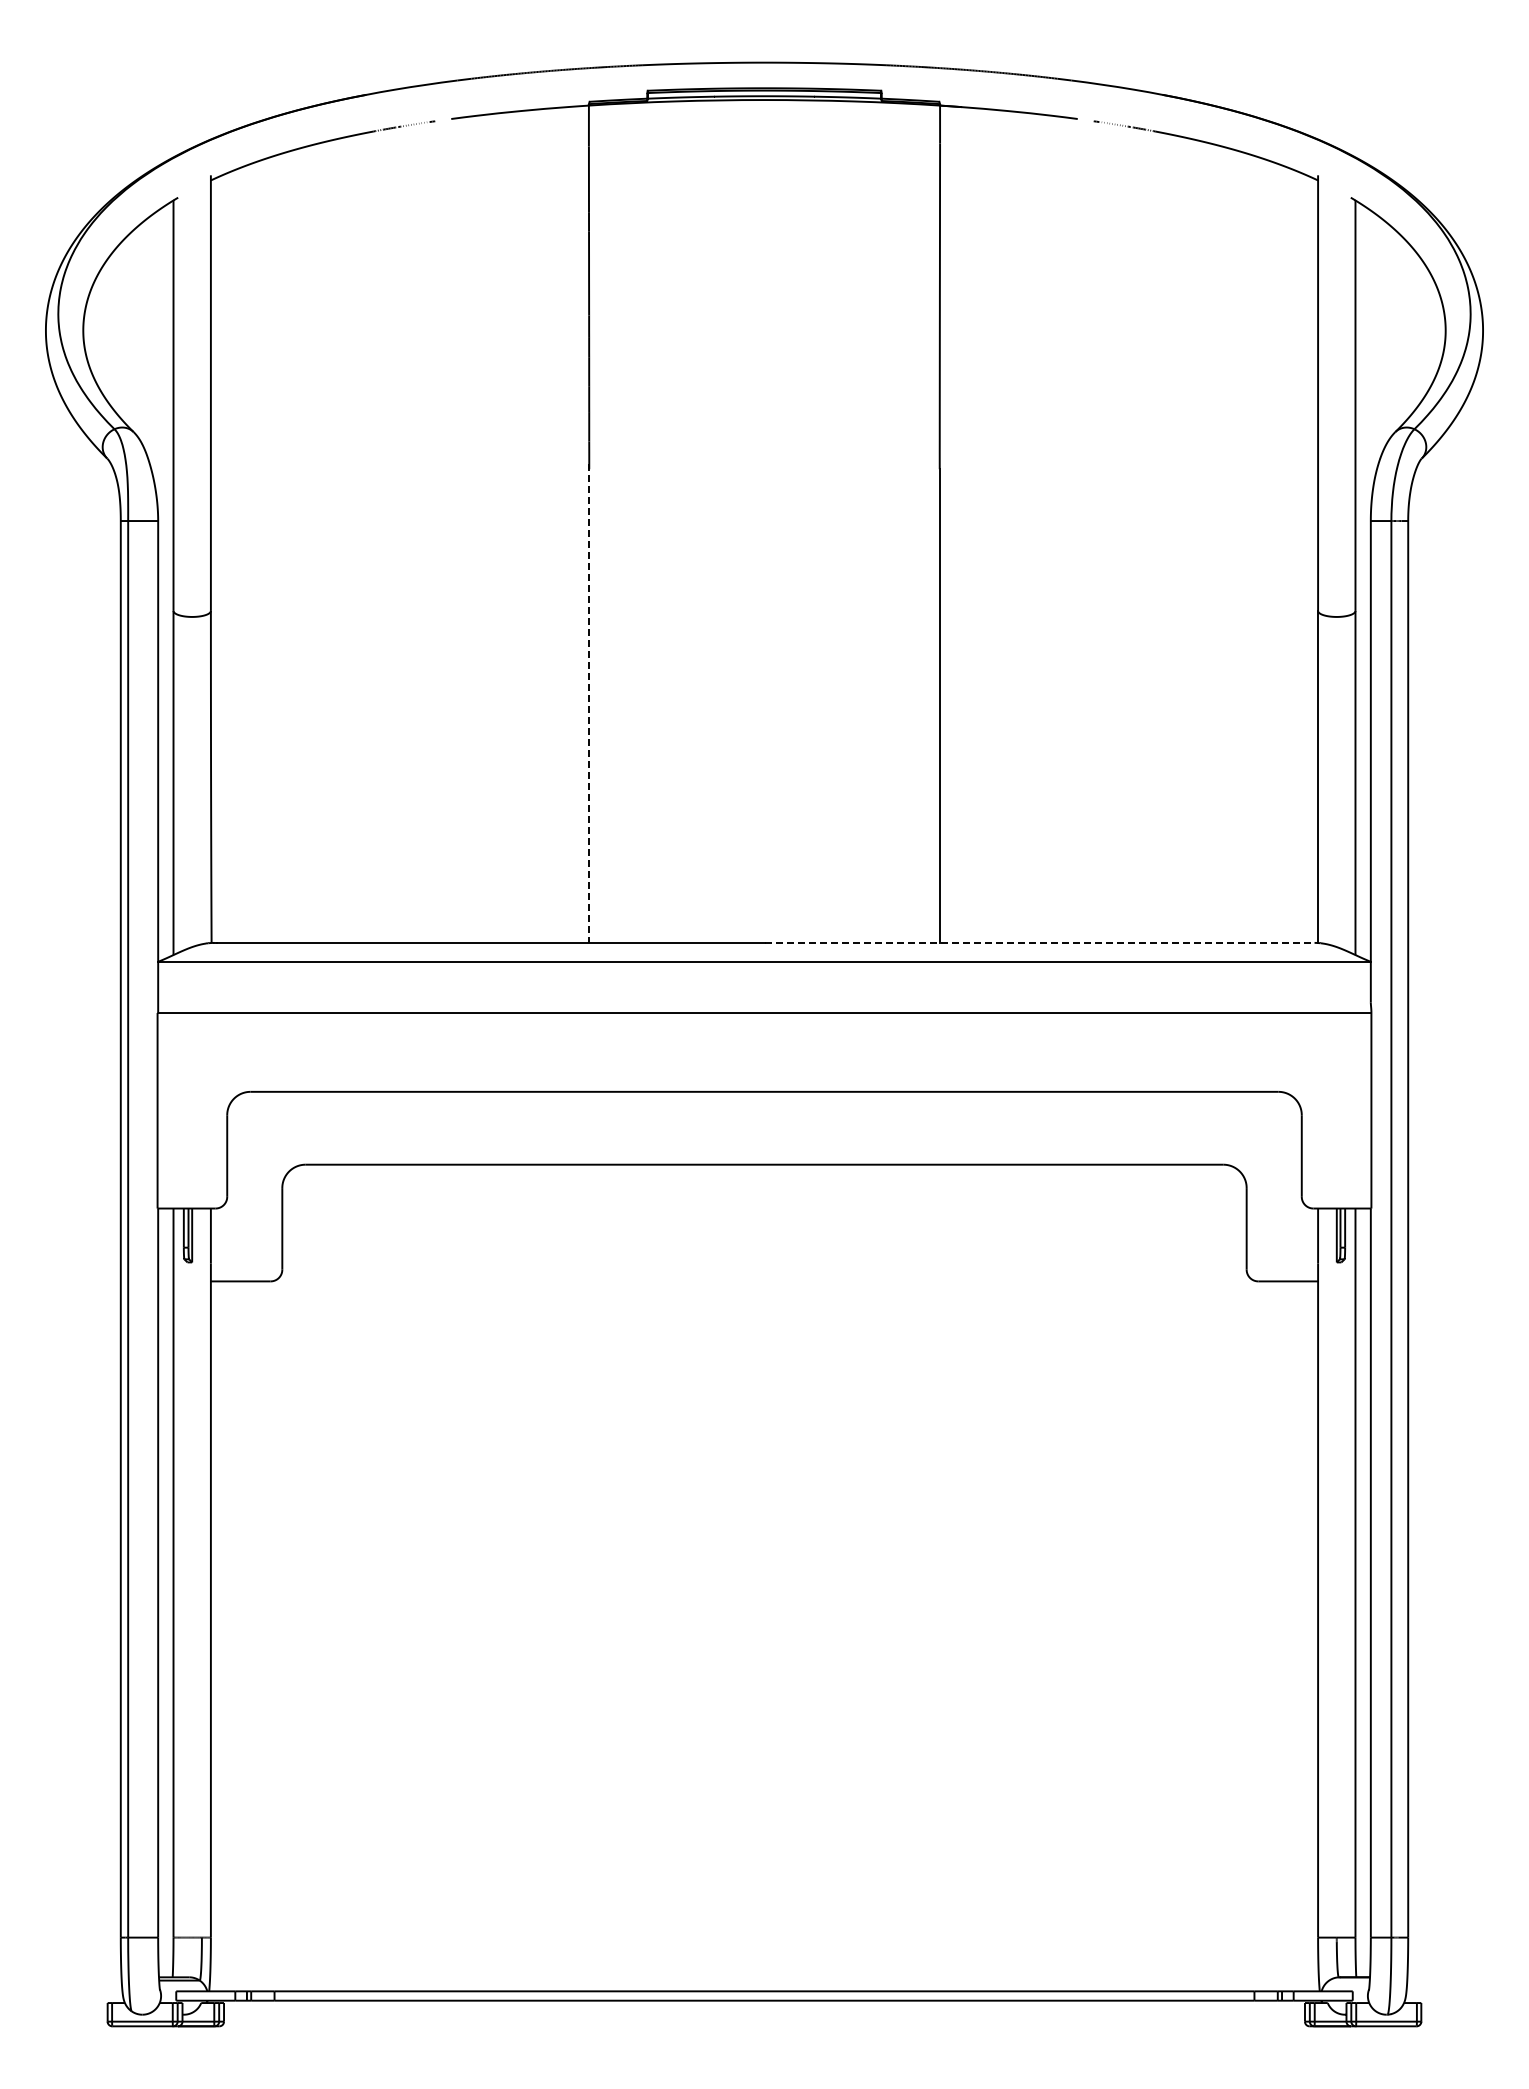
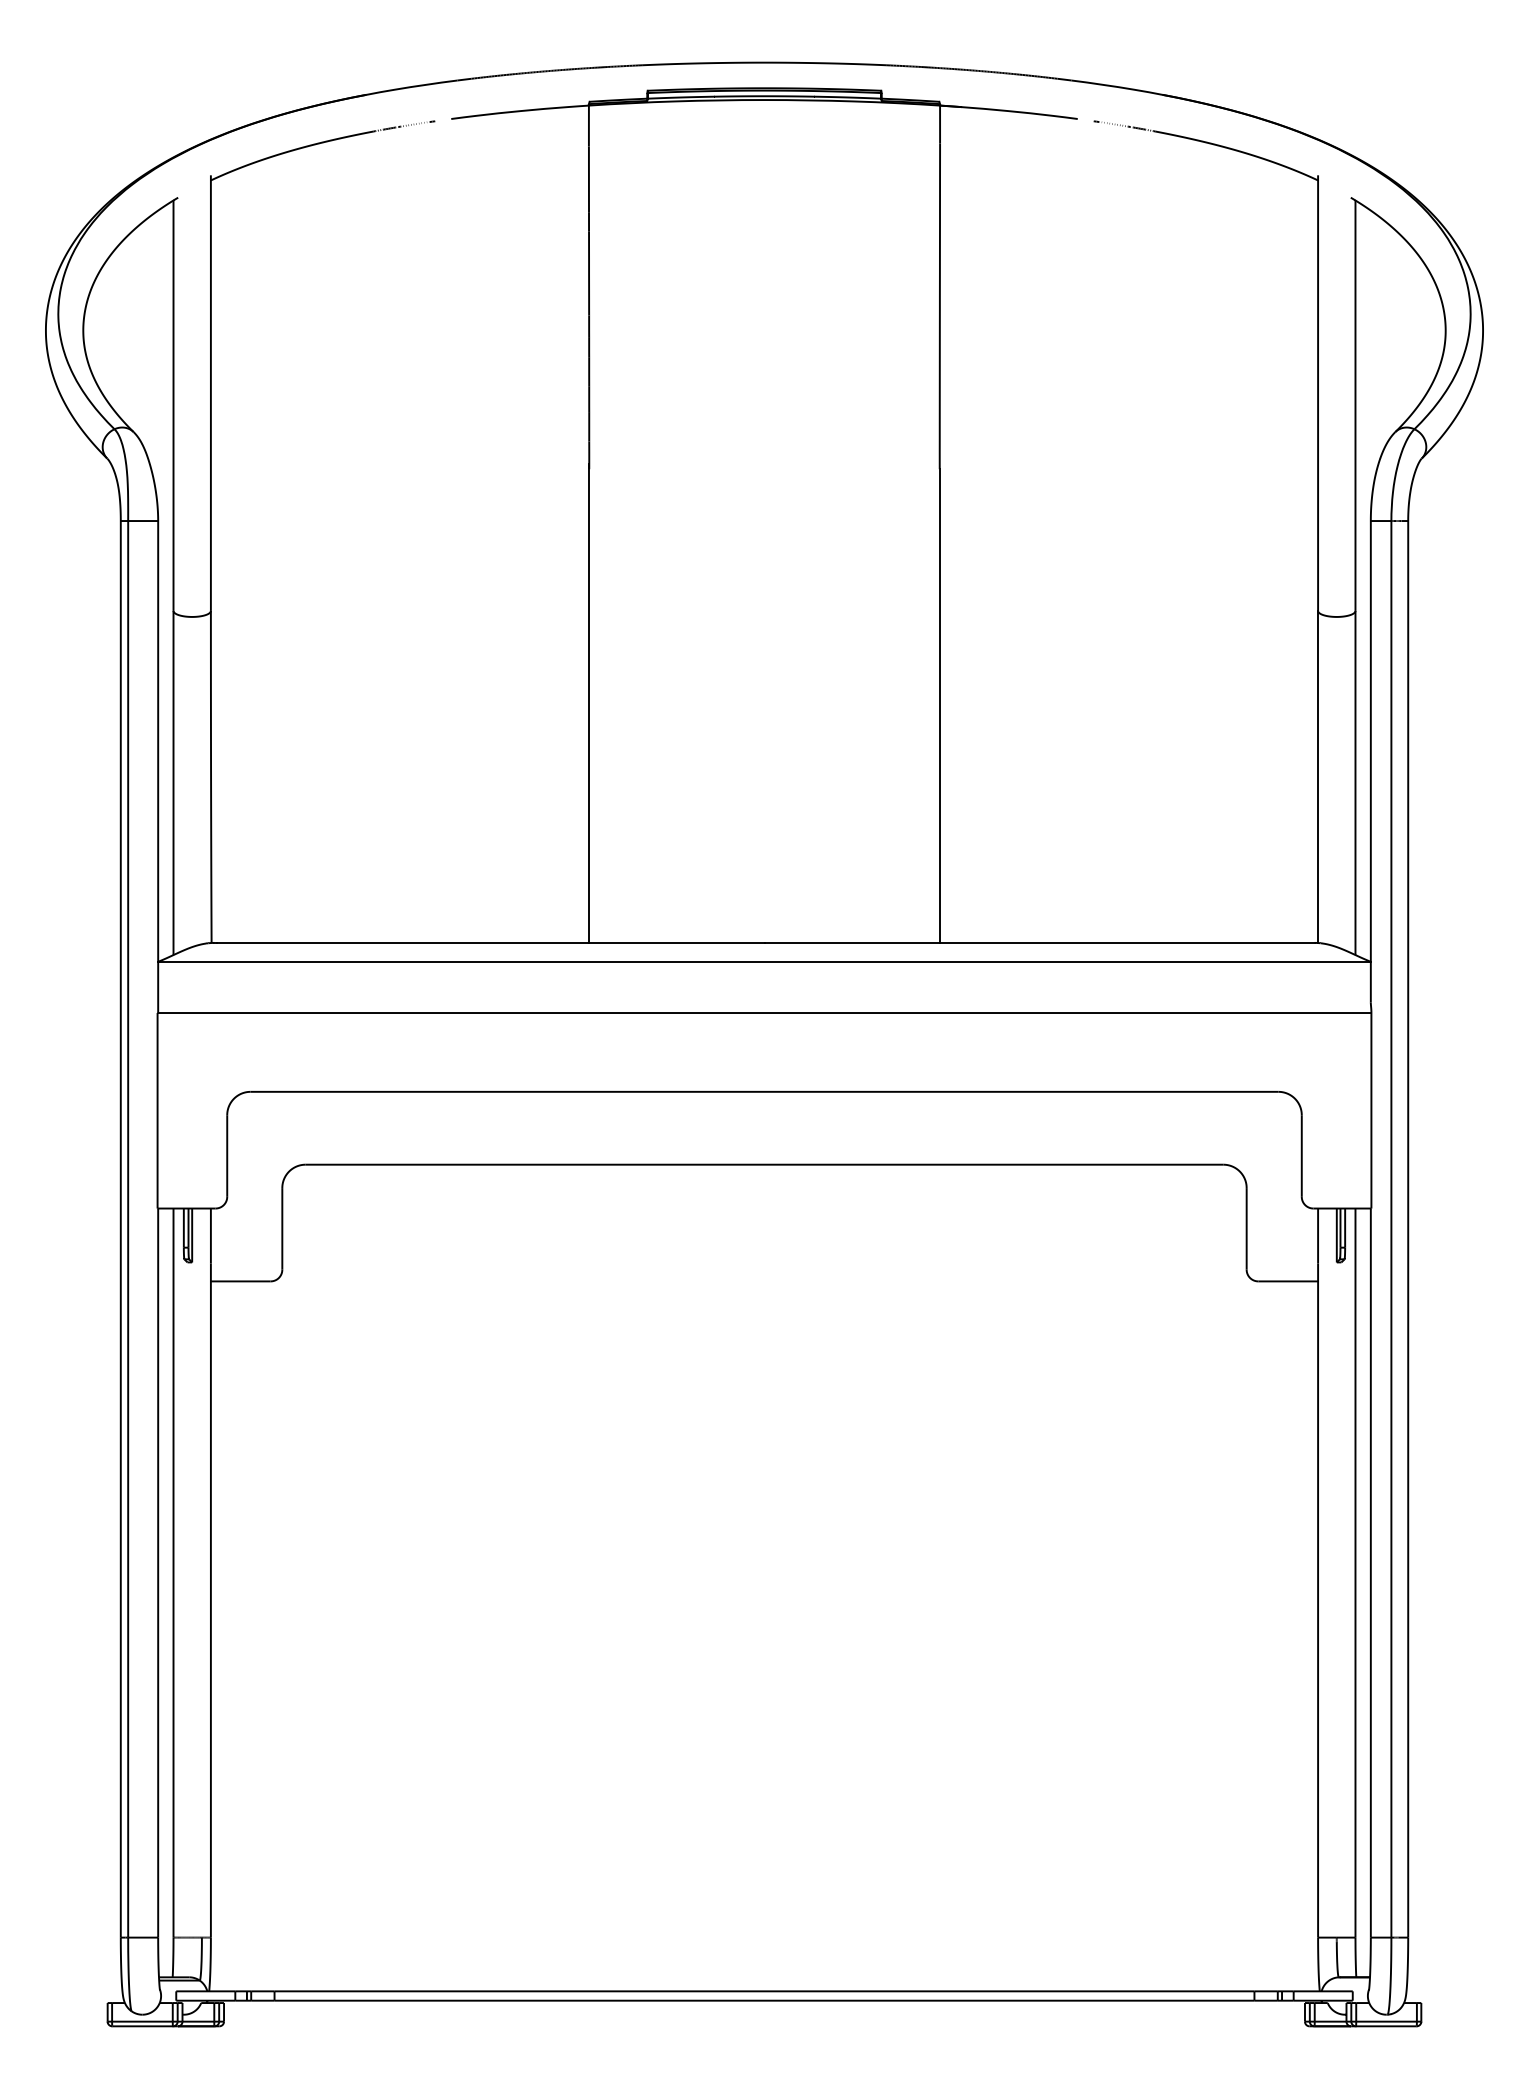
line: dashed -> solid (589, 704)
line: dashed -> solid (1040, 942)
